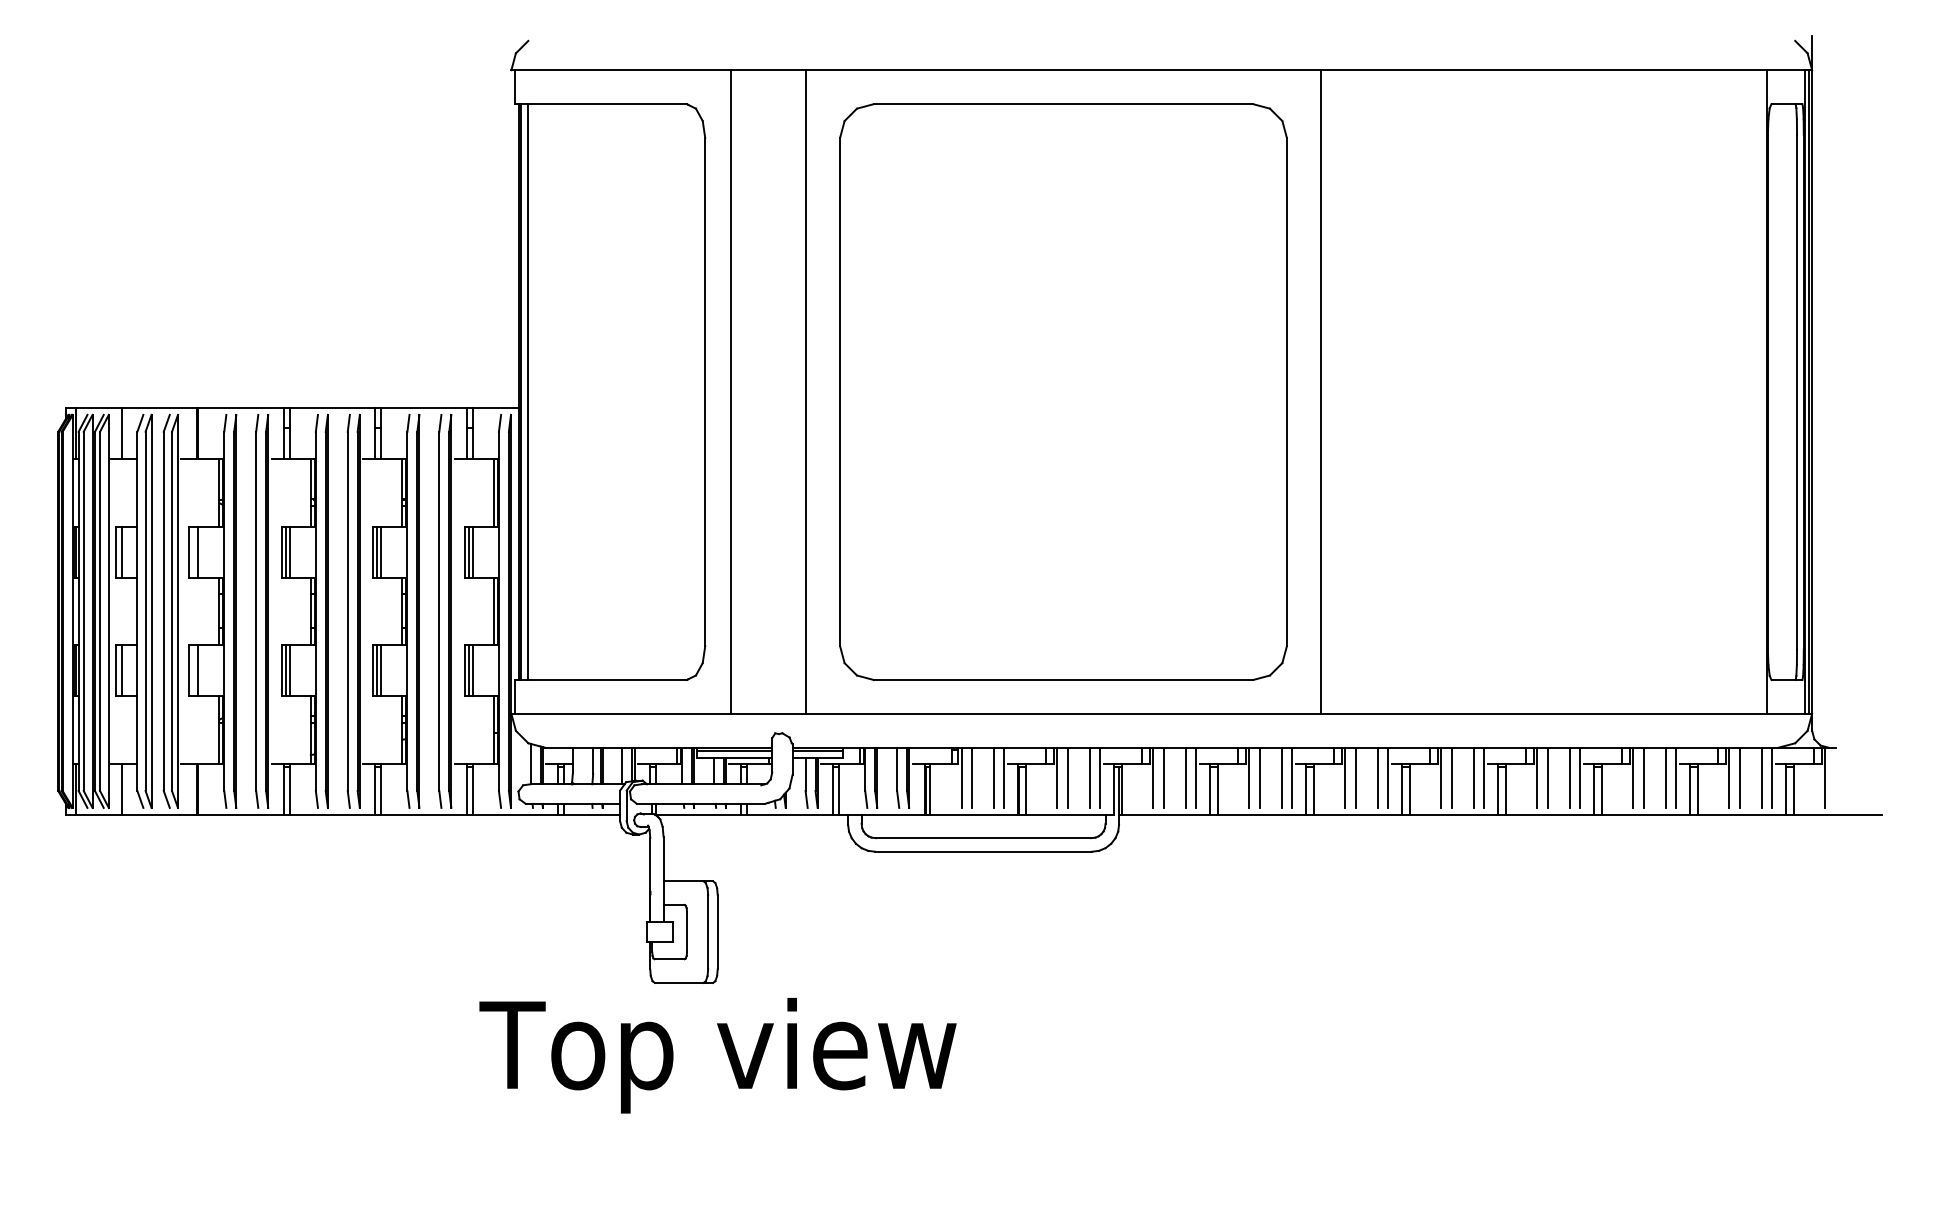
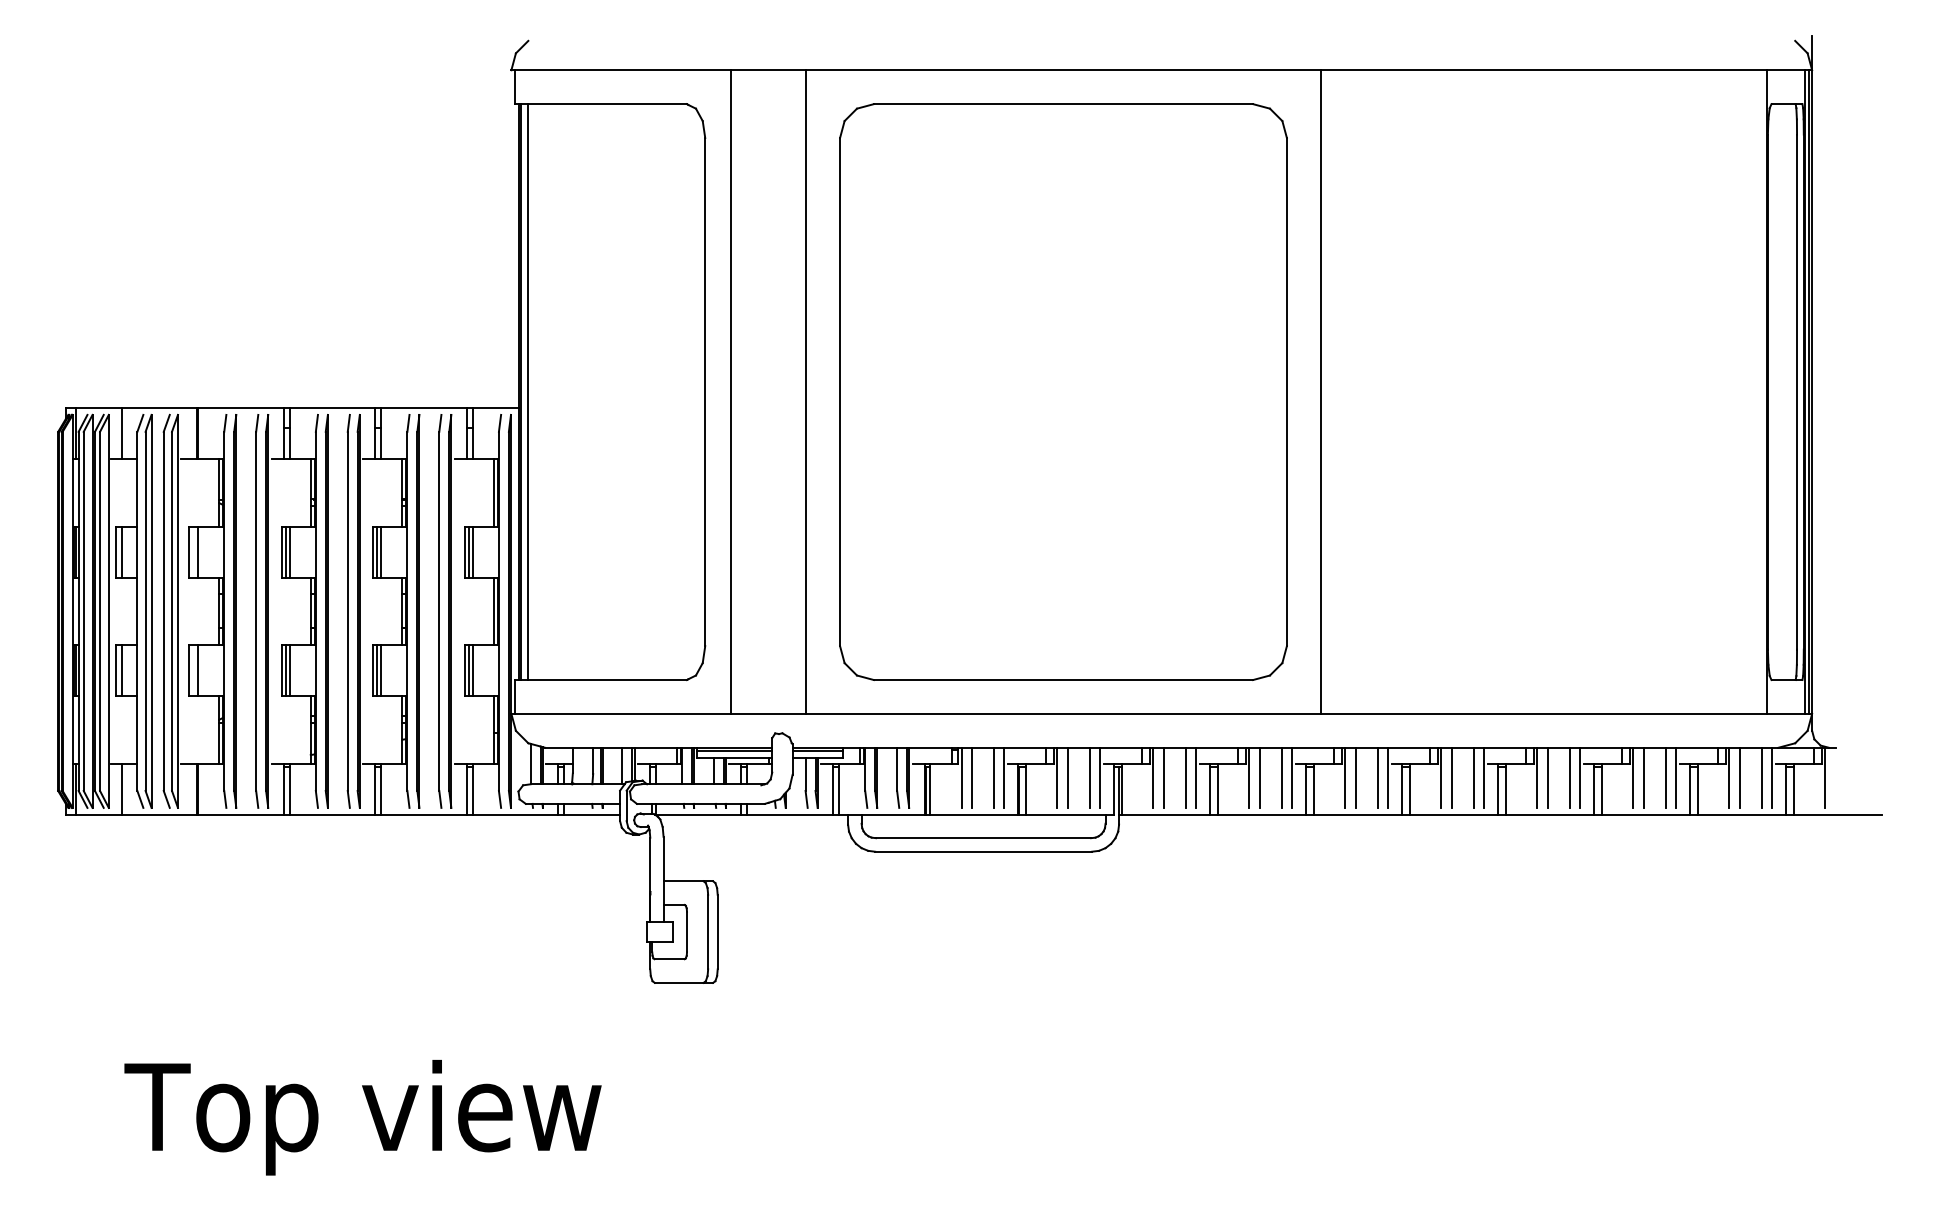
text position: (717, 1055) -> (362, 1117) (362, 1117)
